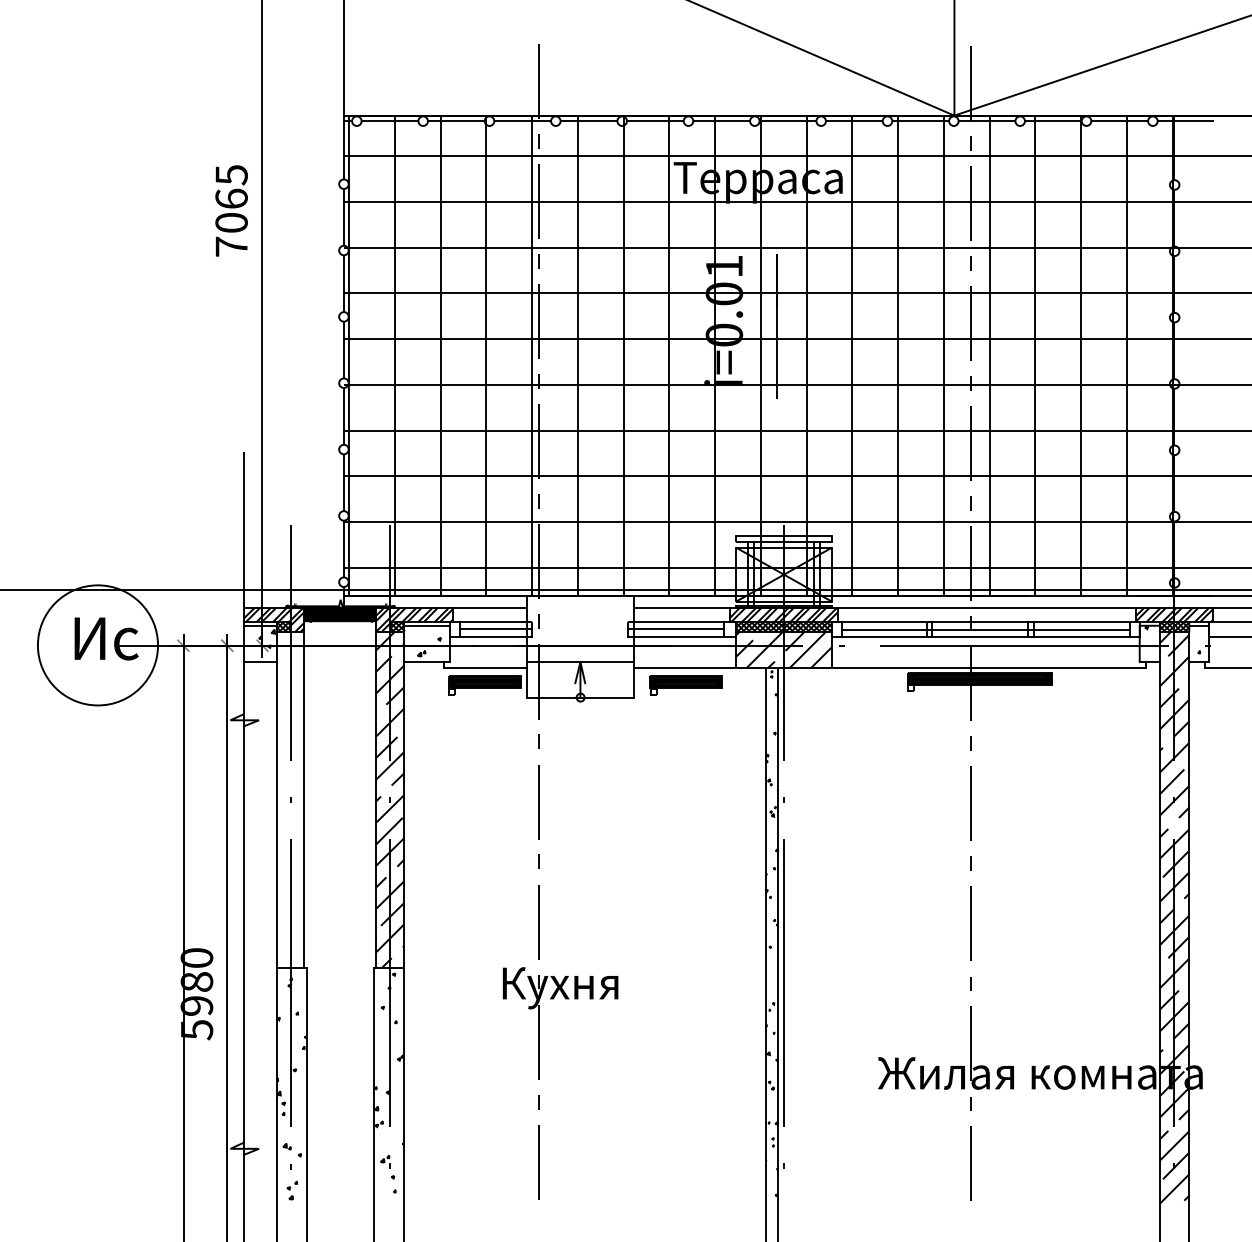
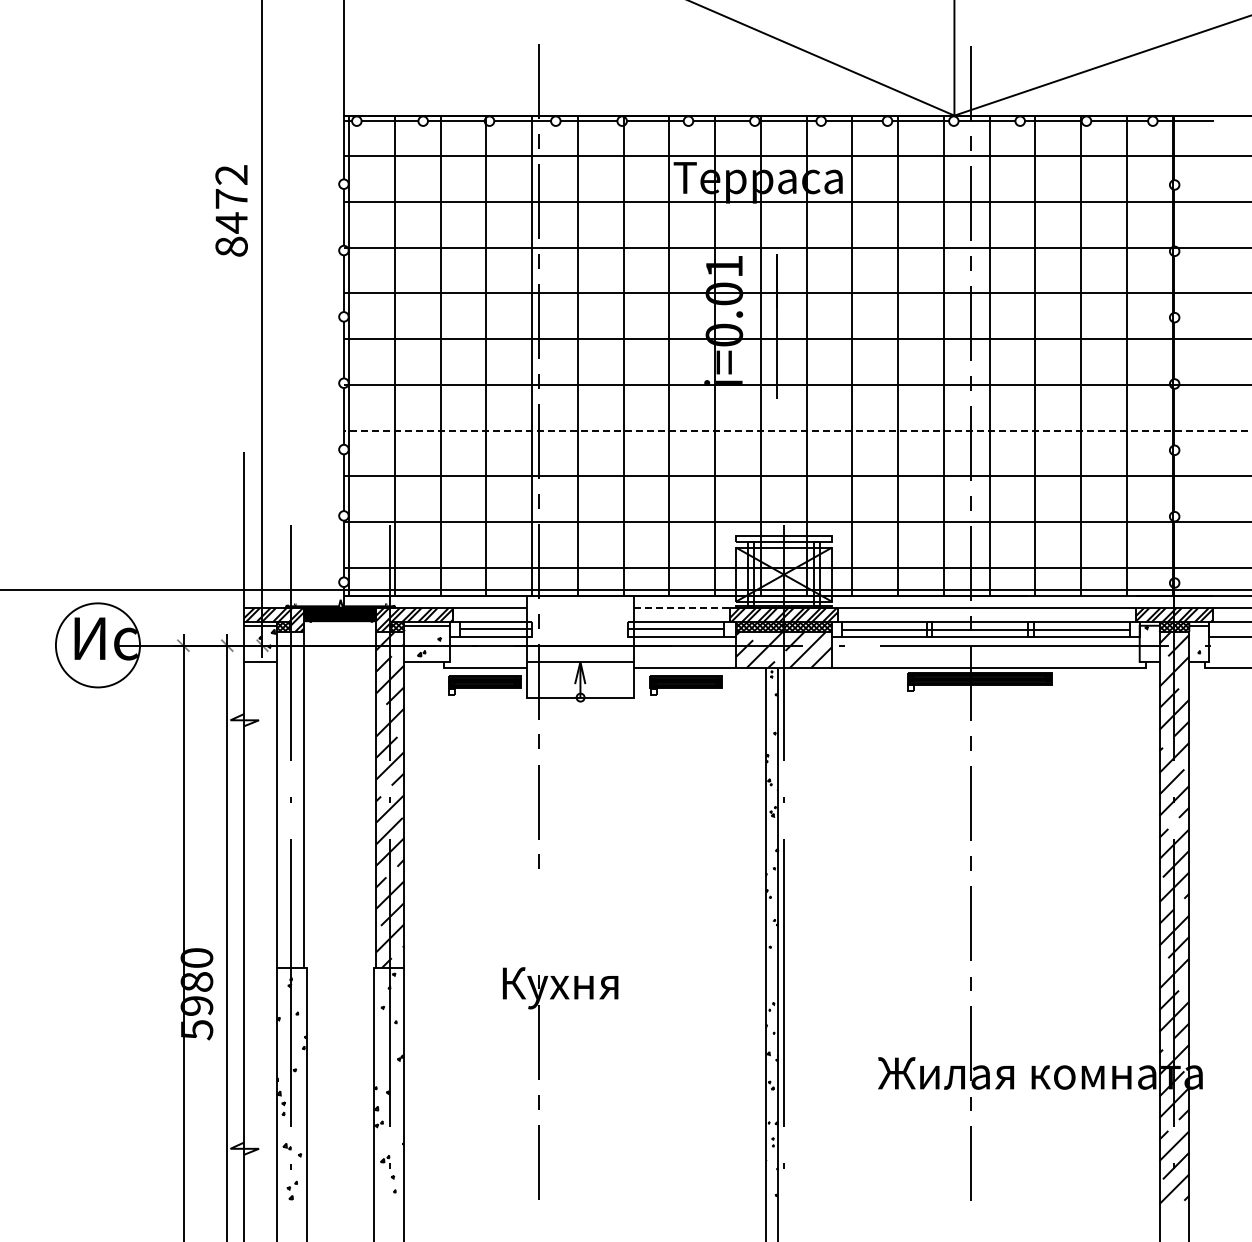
text: 7065 -> 8472 (231, 210)
line: solid -> dashed (797, 430)
line: solid -> dashed (682, 607)
circle diameter: 120 px -> 84 px (97, 645)
line: present -> none (538, 922)
